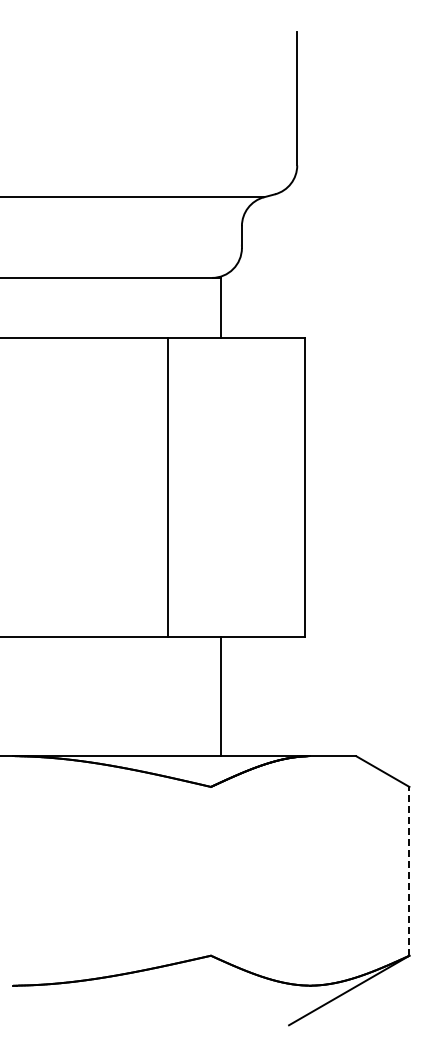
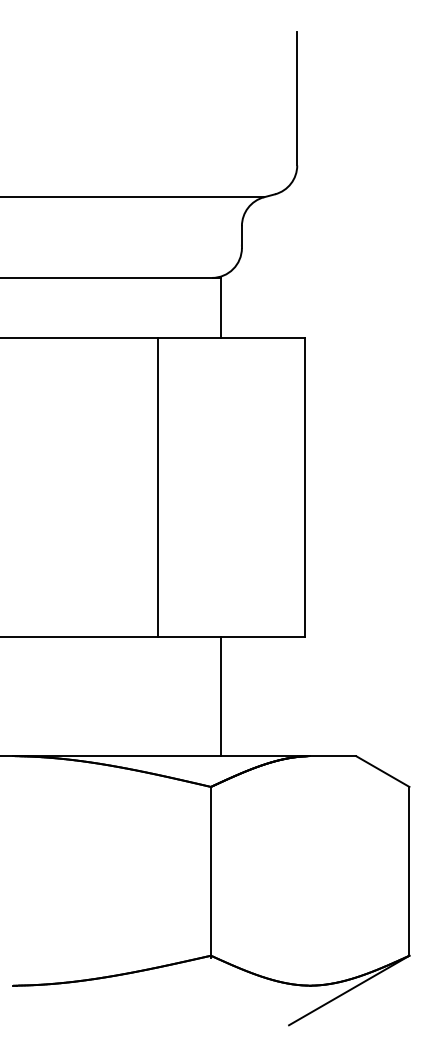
line position: (168, 486) -> (158, 486) (158, 486)
line: dashed -> solid (409, 870)
line: none -> present (211, 871)
